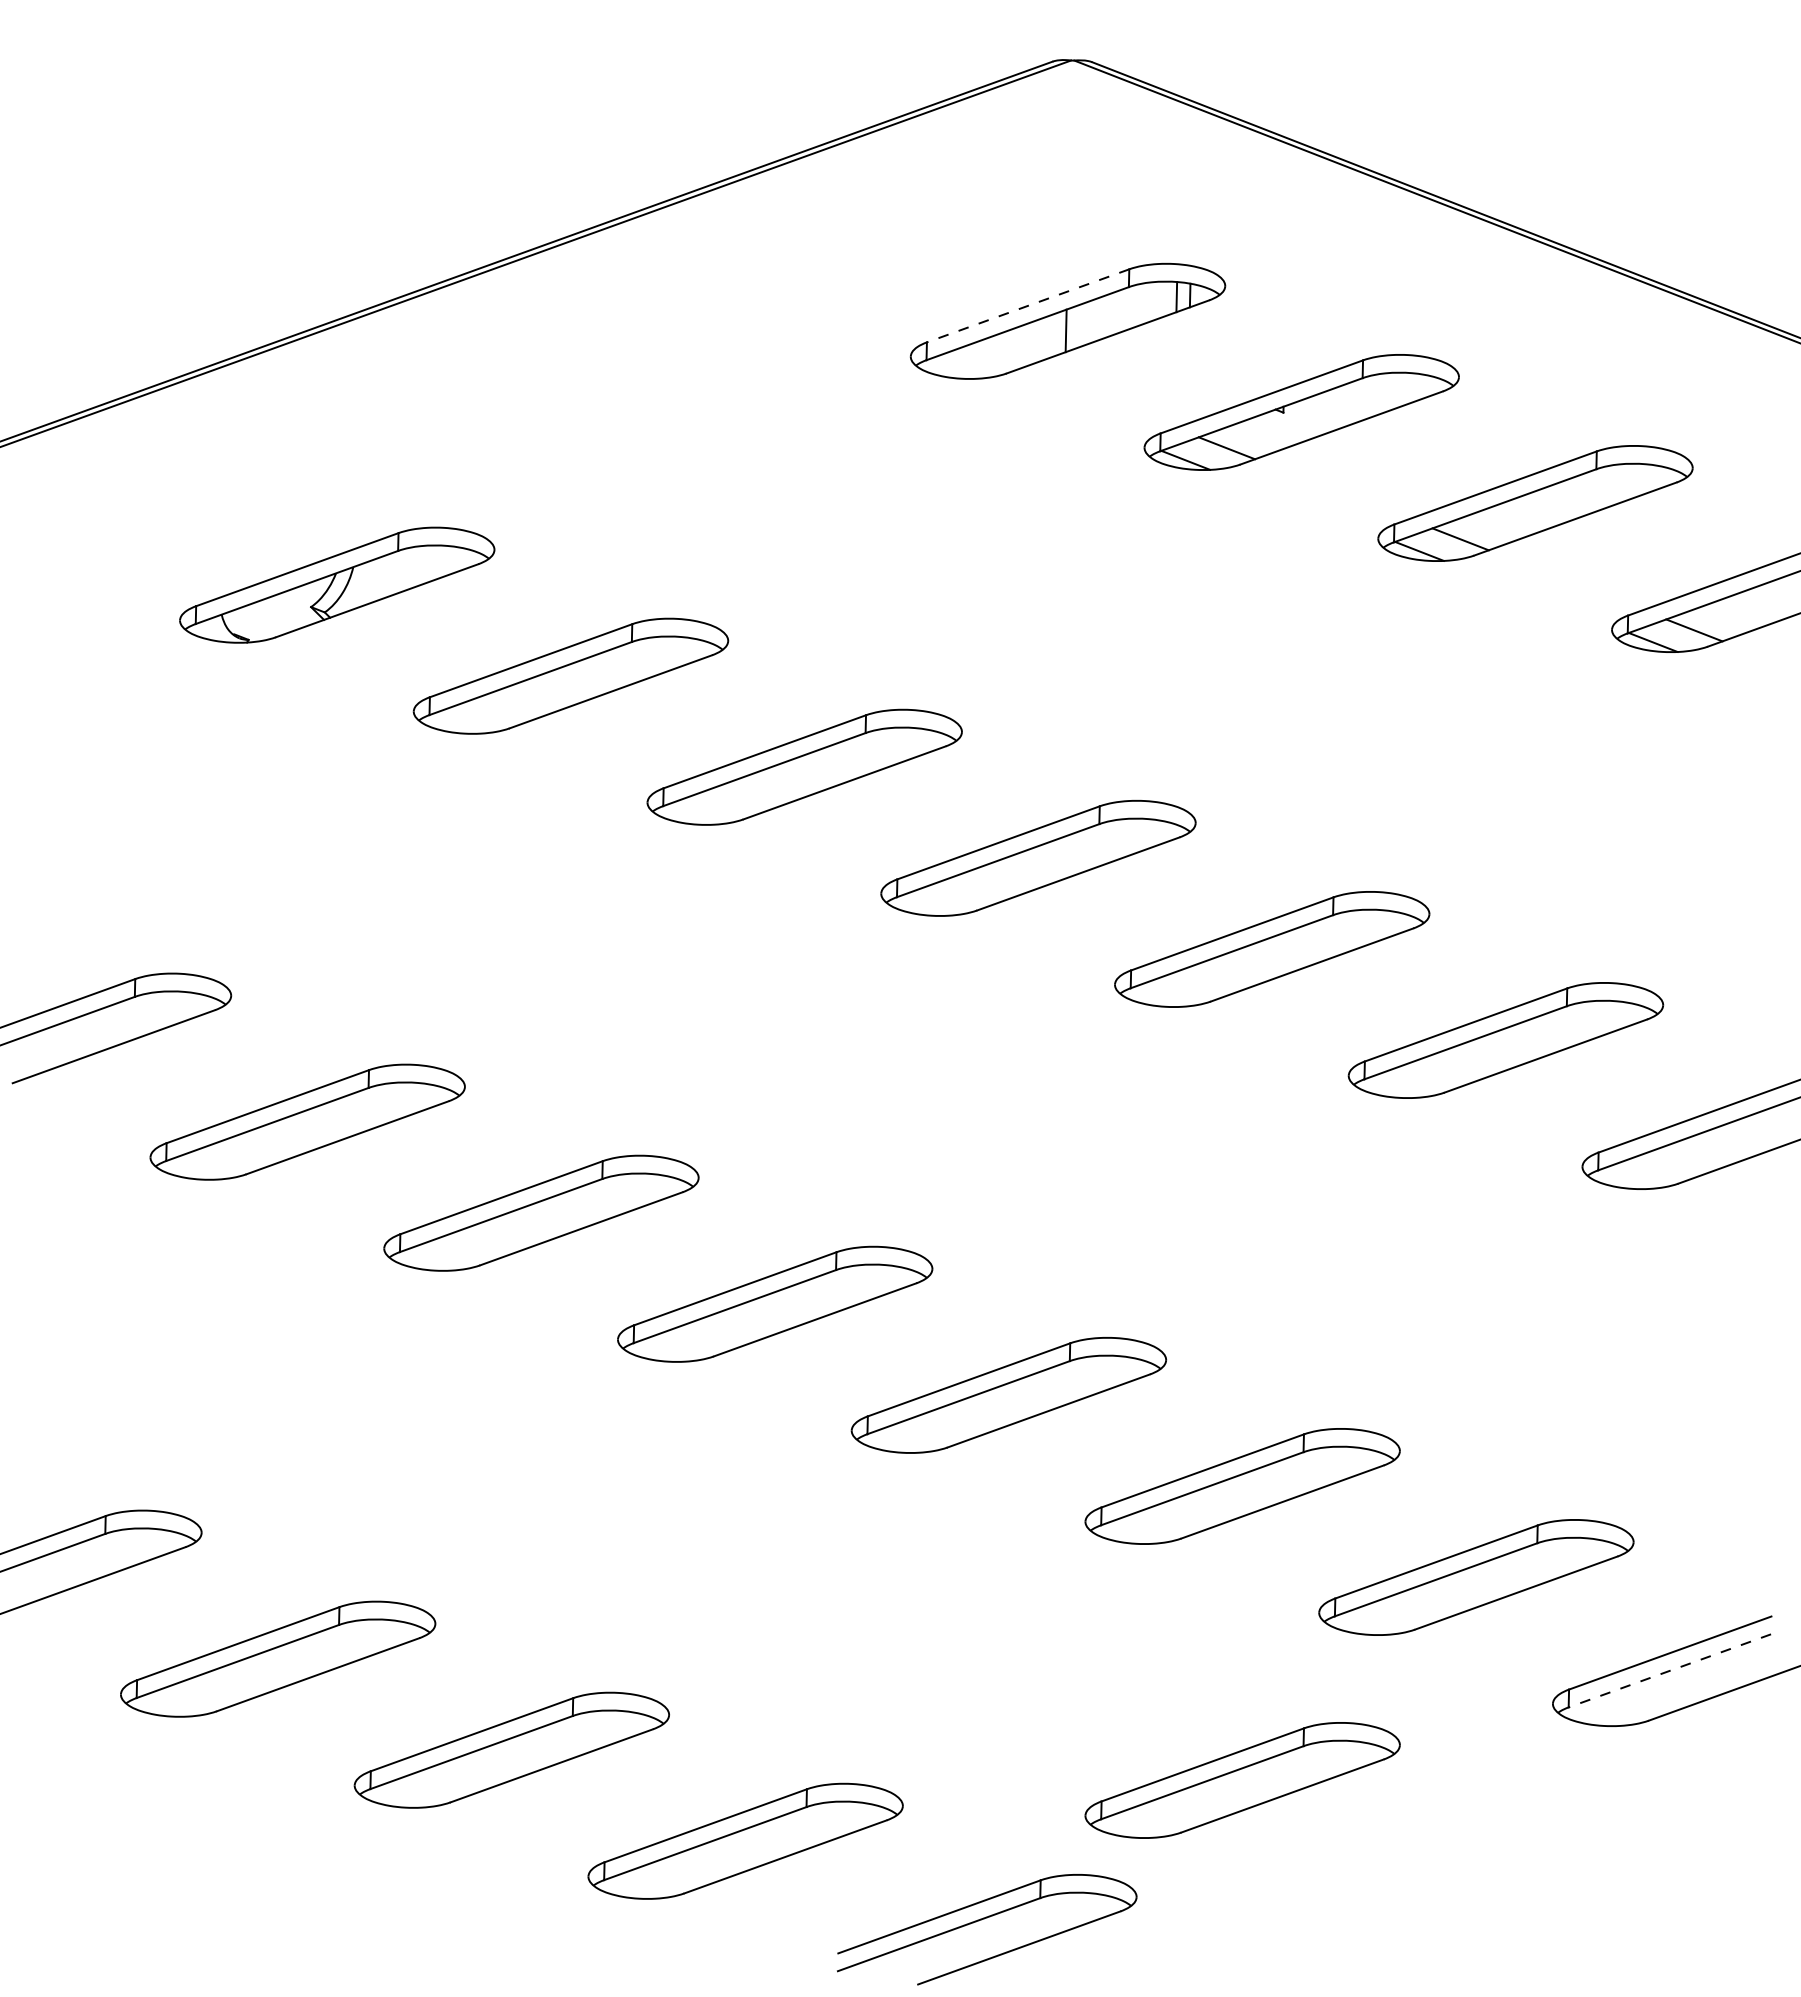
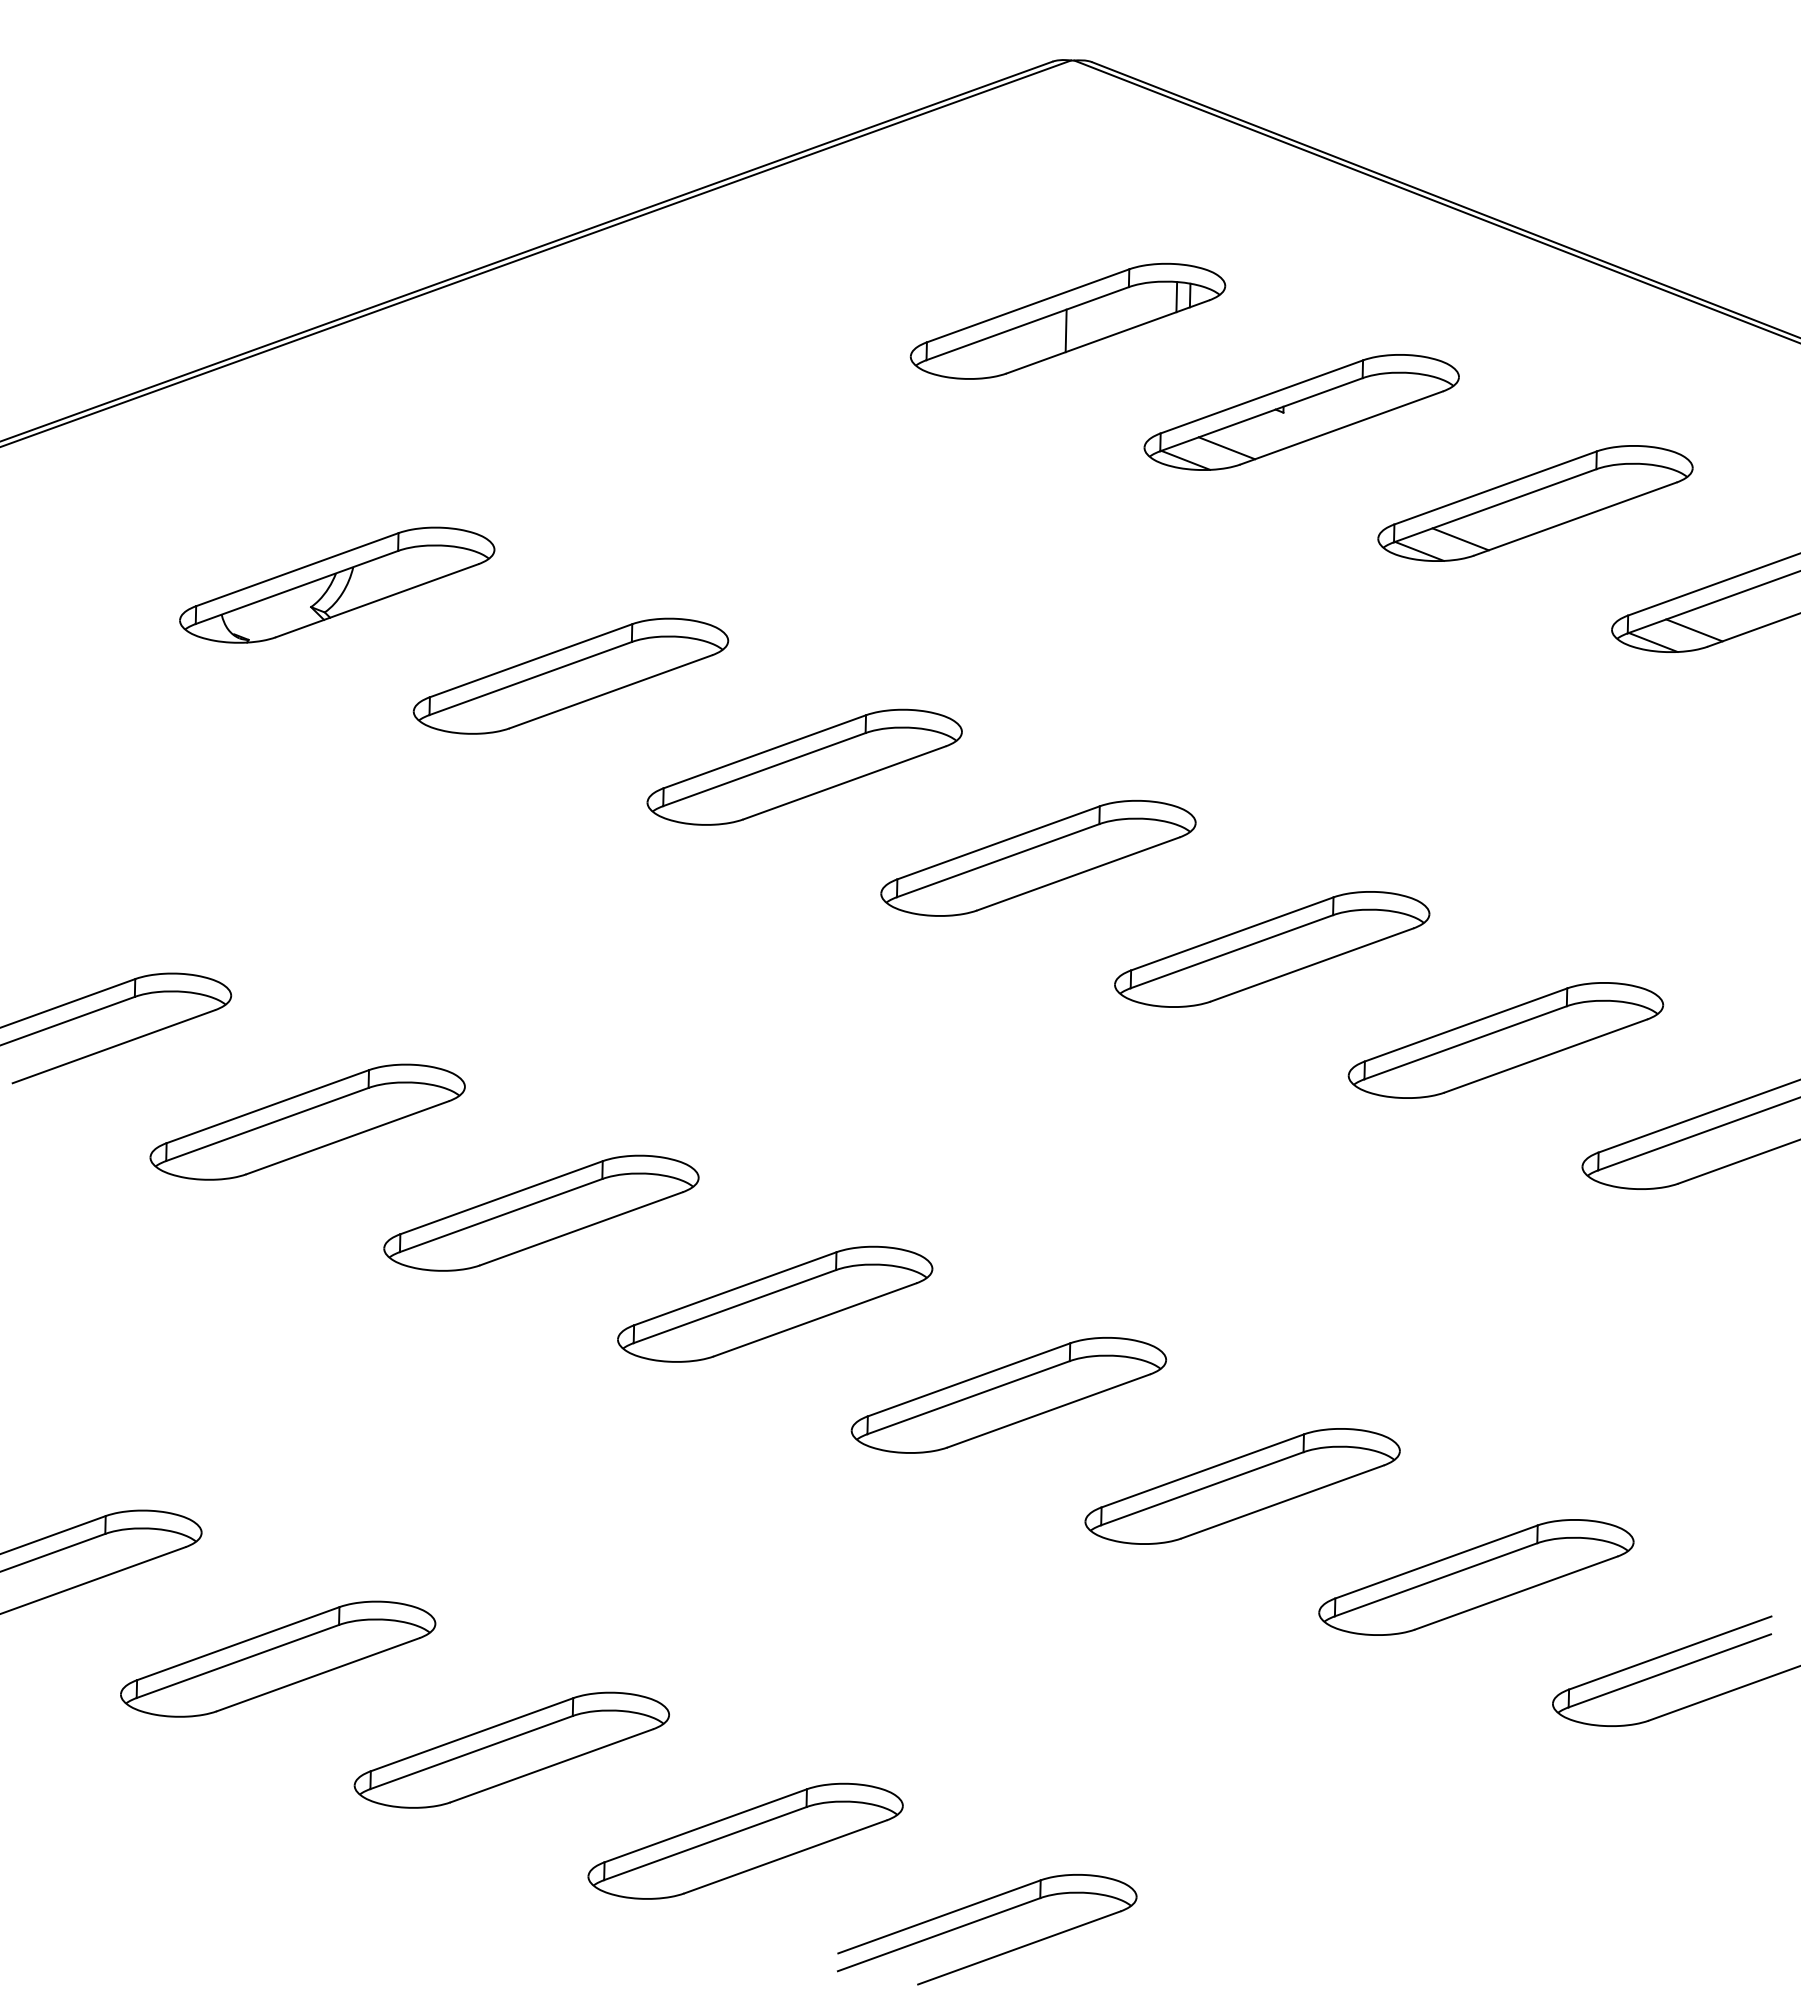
line: dashed -> solid (1028, 305)
line: dashed -> solid (1669, 1670)
part: present -> none (1242, 1780)
